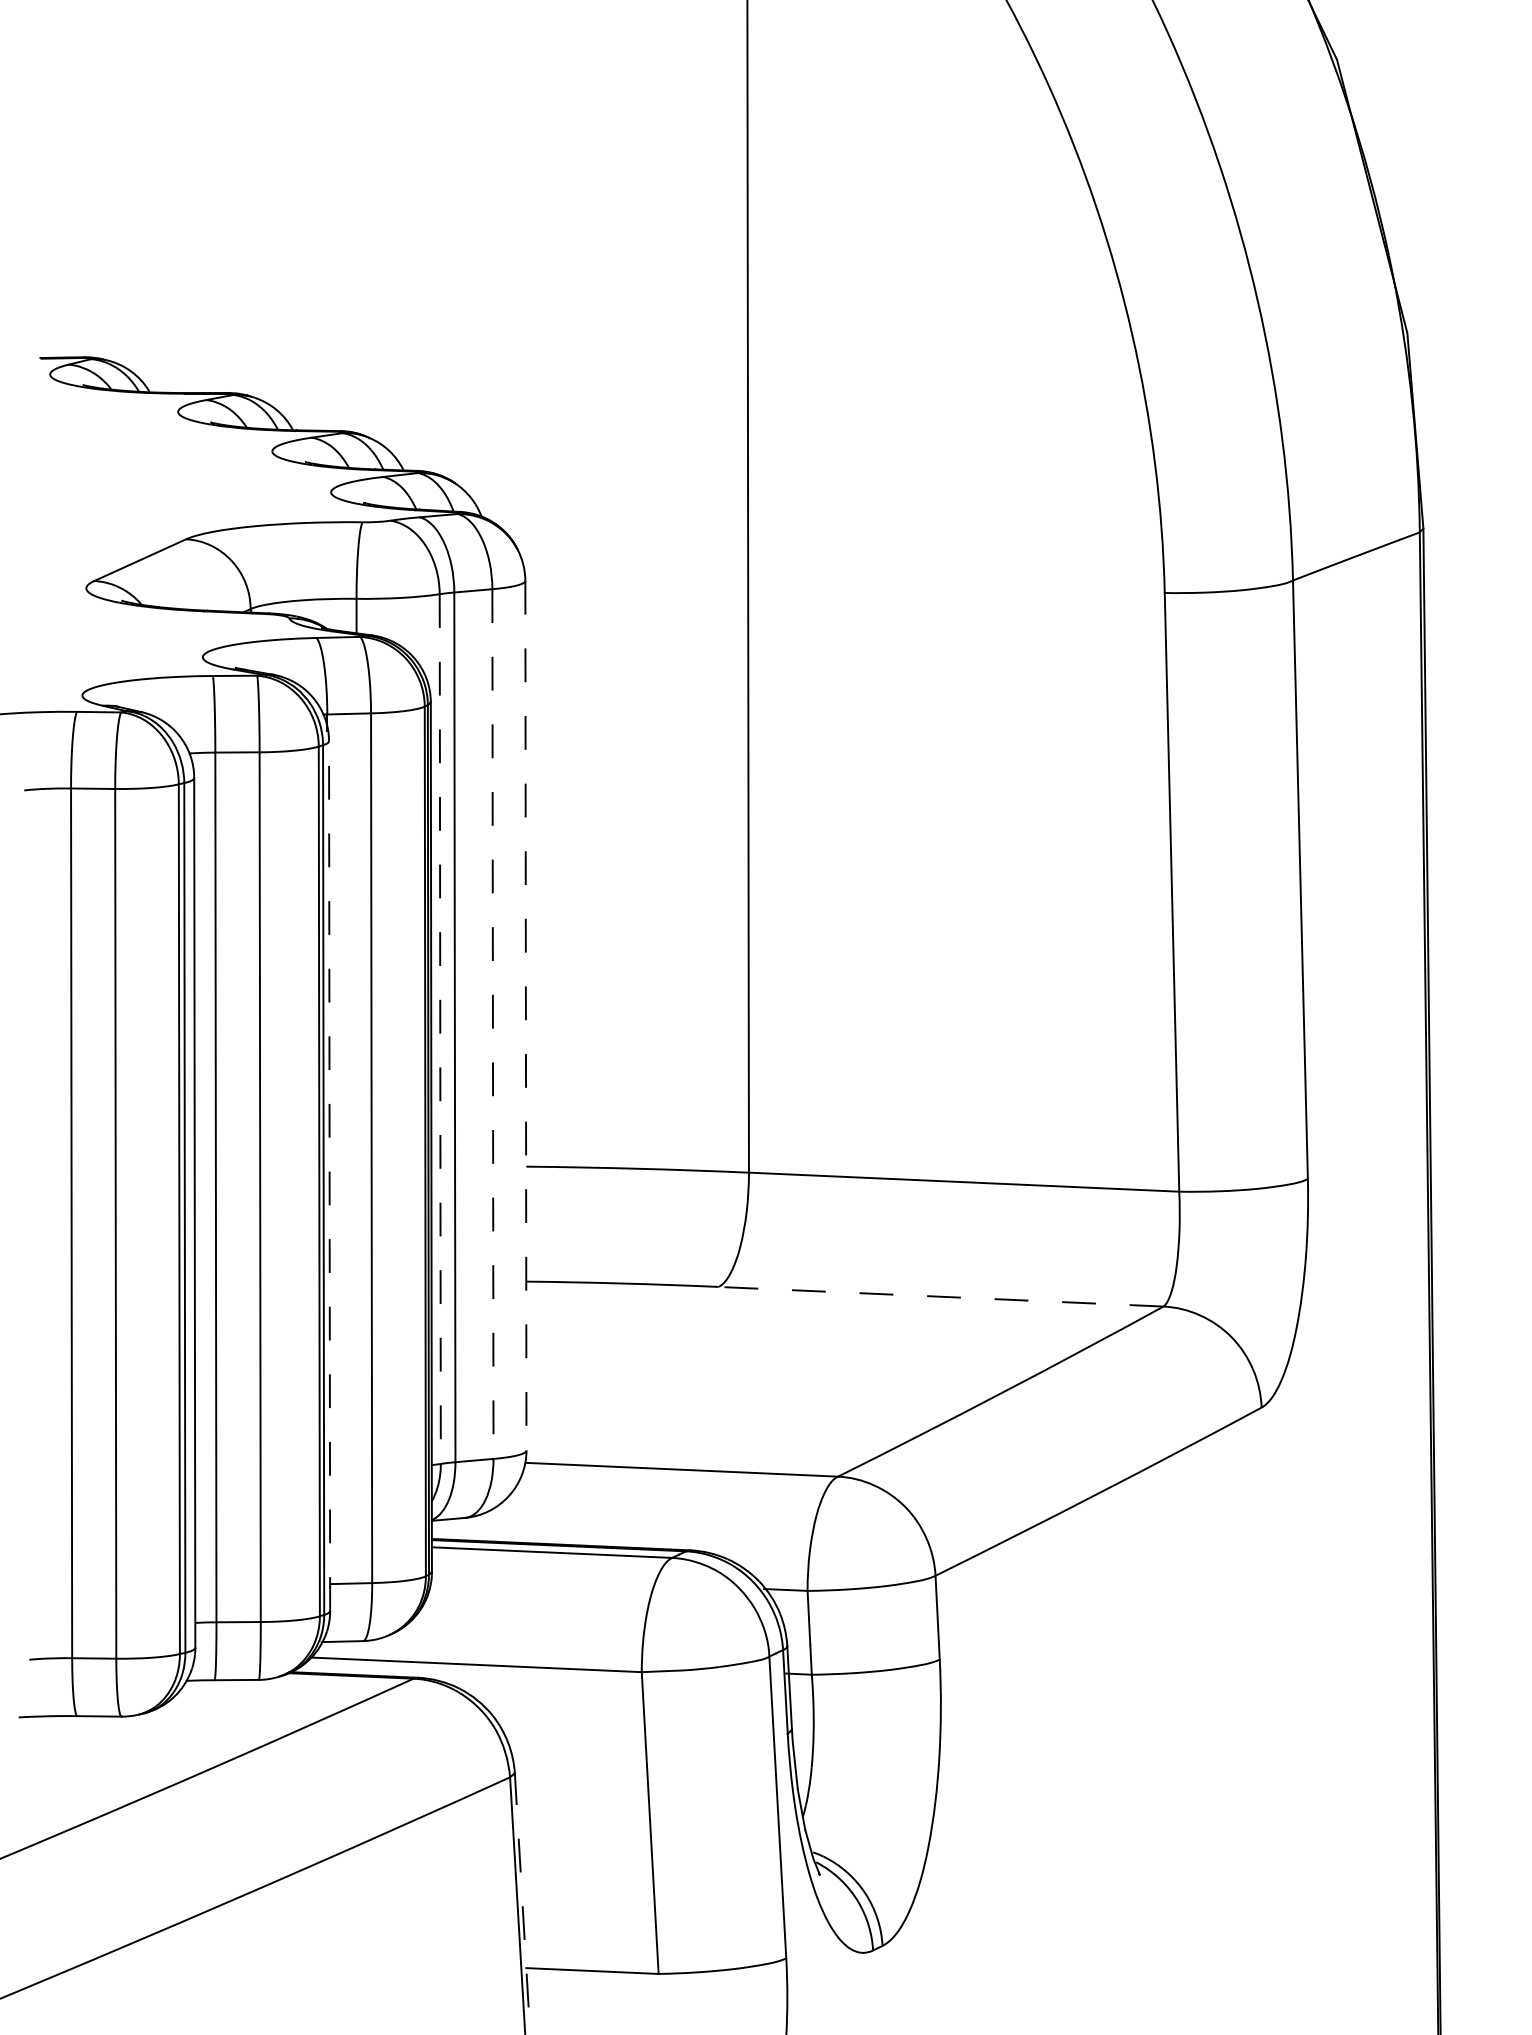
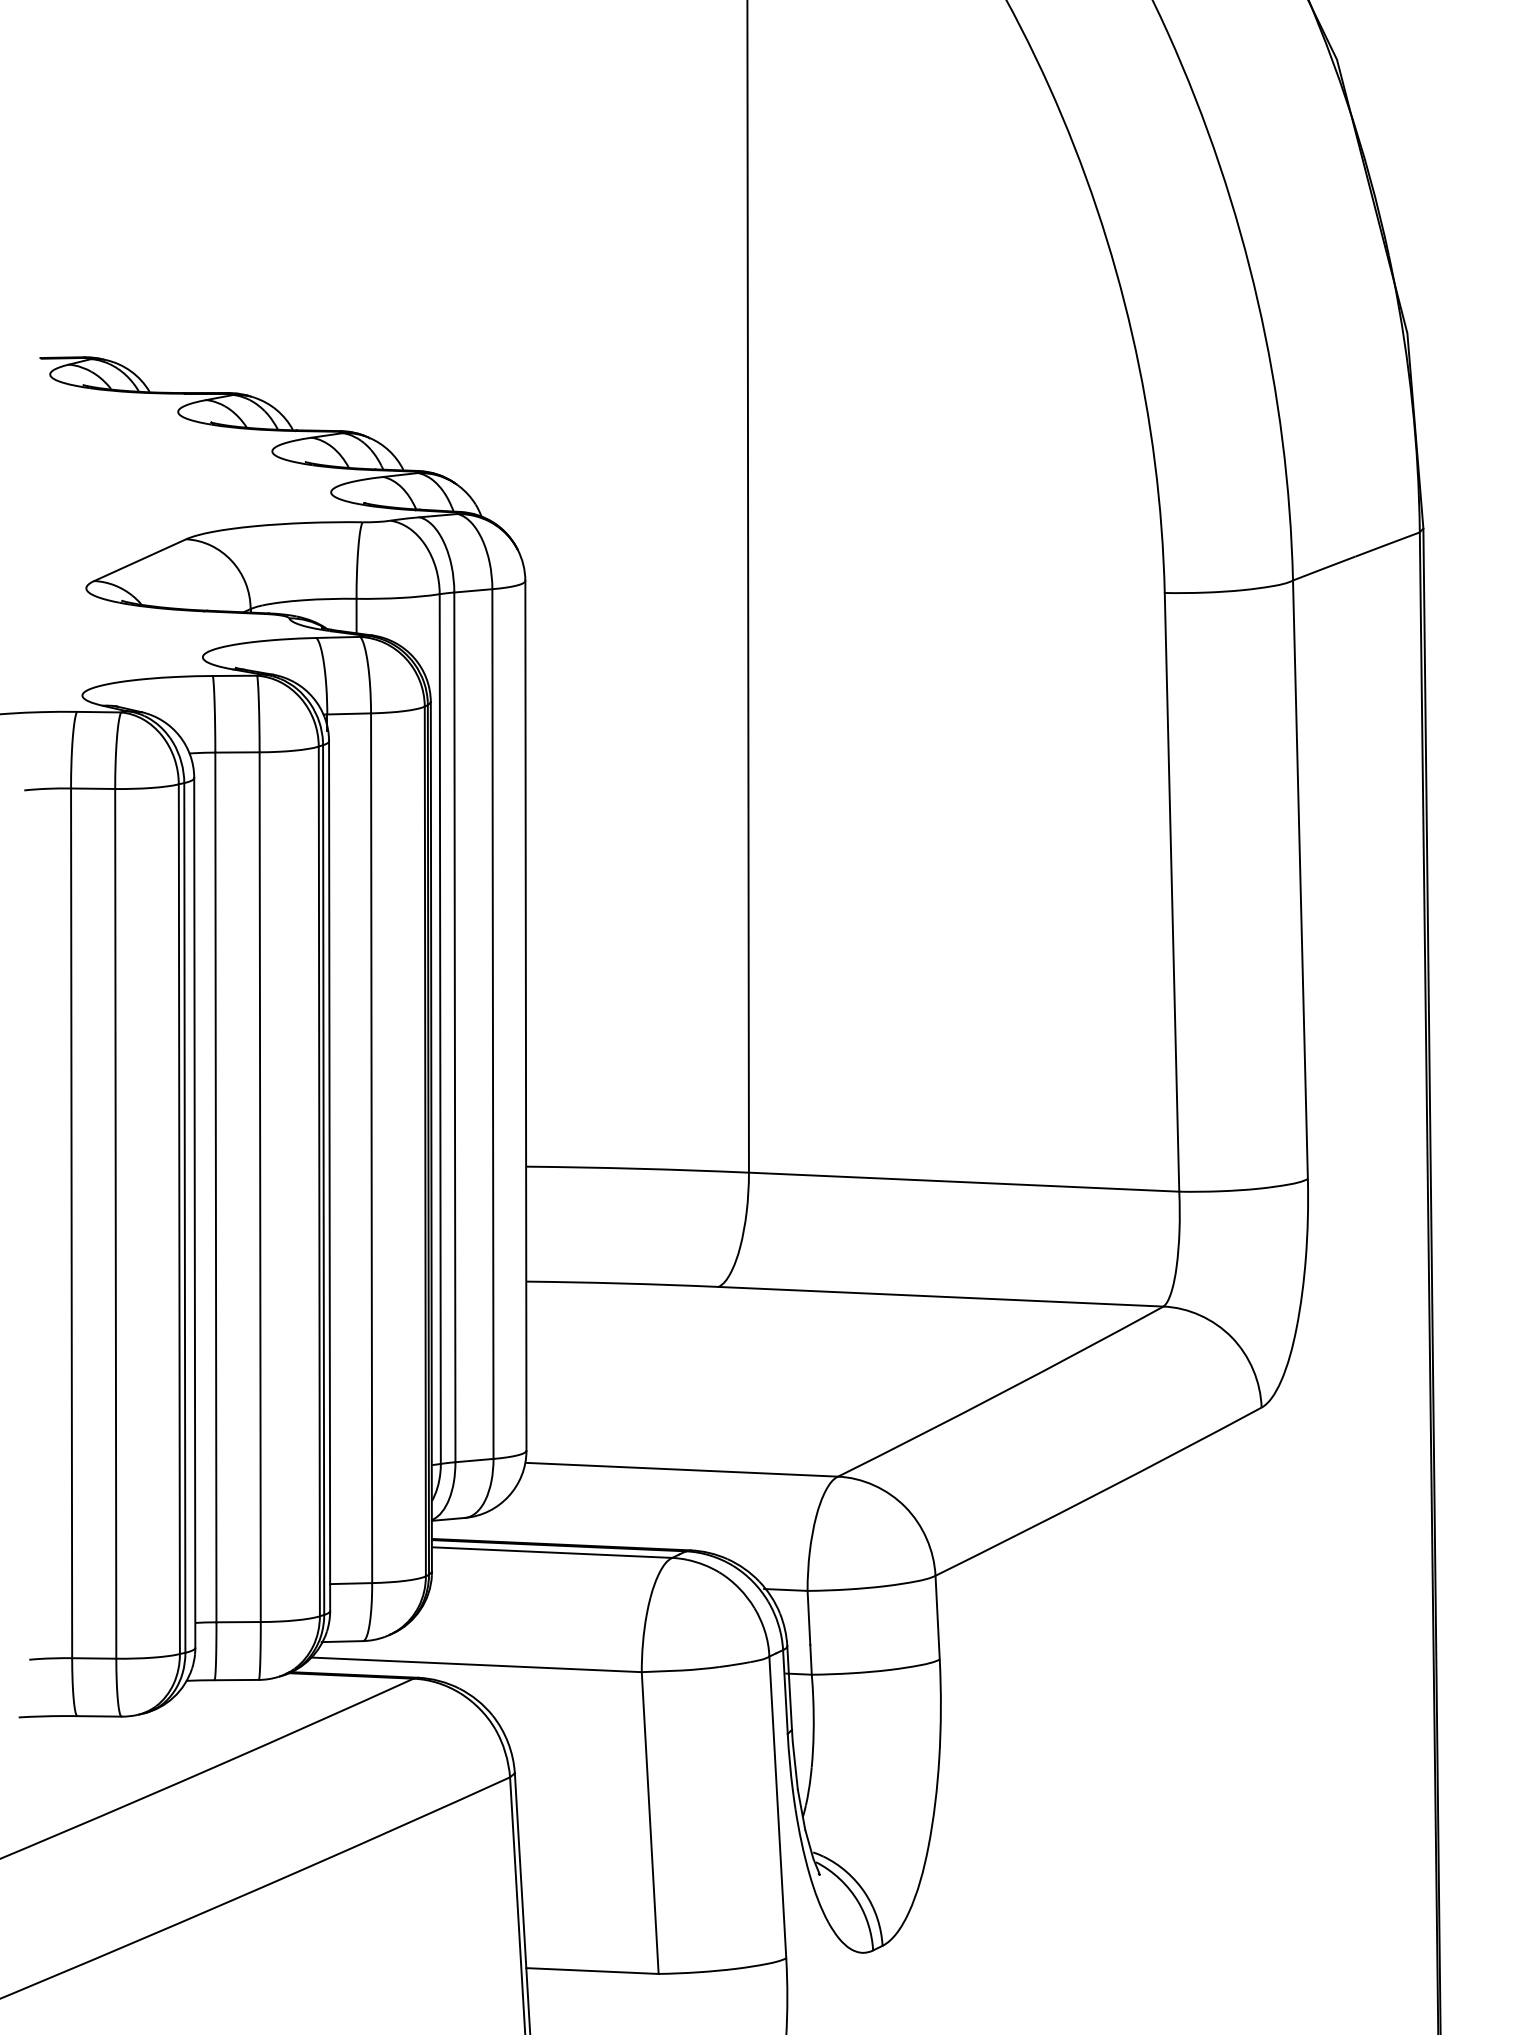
line: dashed -> solid (525, 1015)
line: dashed -> solid (492, 1024)
line: dashed -> solid (440, 1029)
line: dashed -> solid (329, 1176)
line: dashed -> solid (940, 1296)
line: dashed -> solid (522, 1903)
